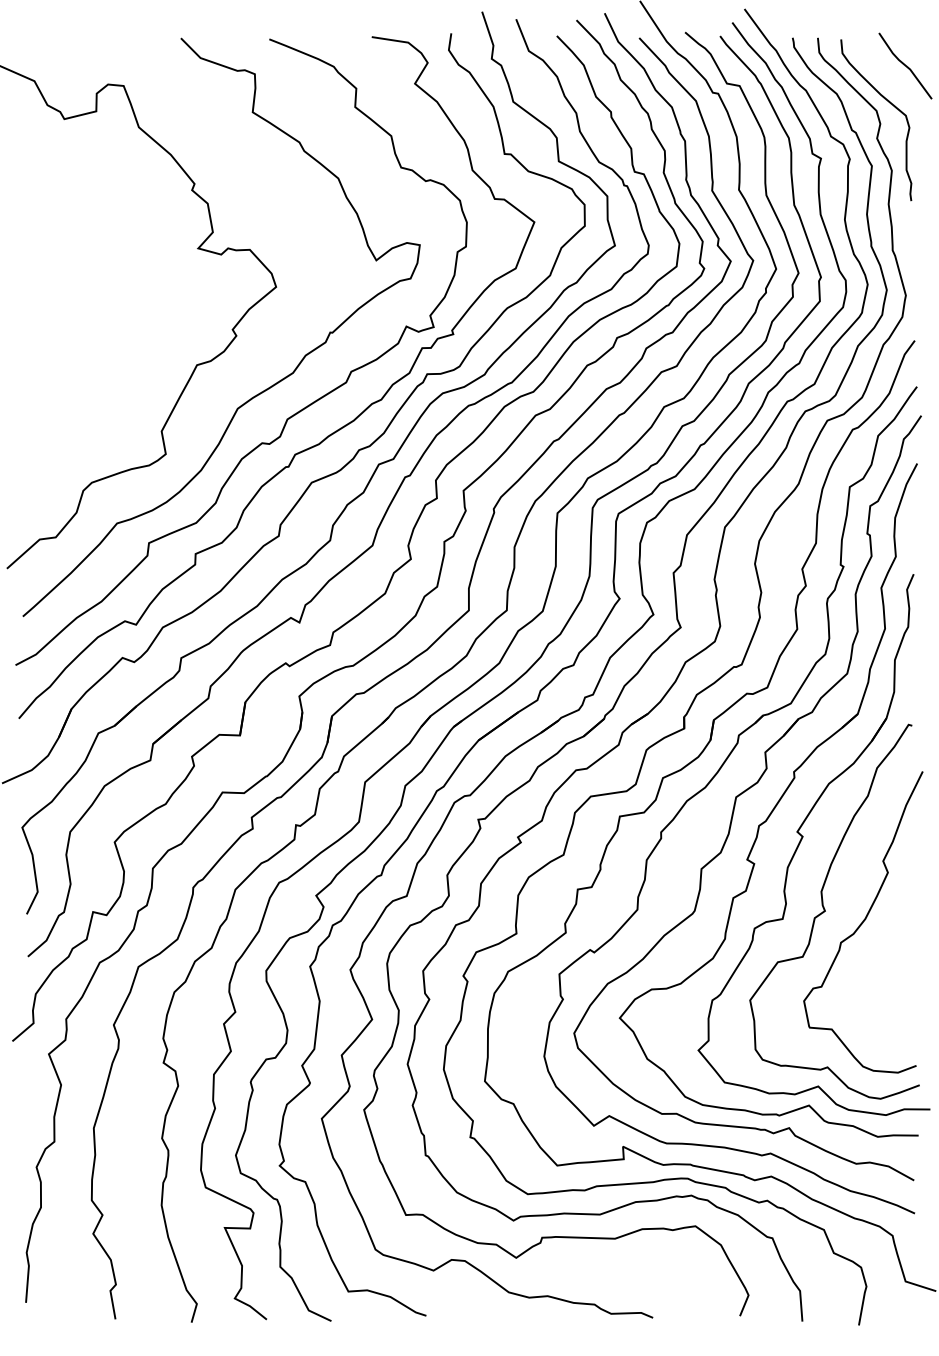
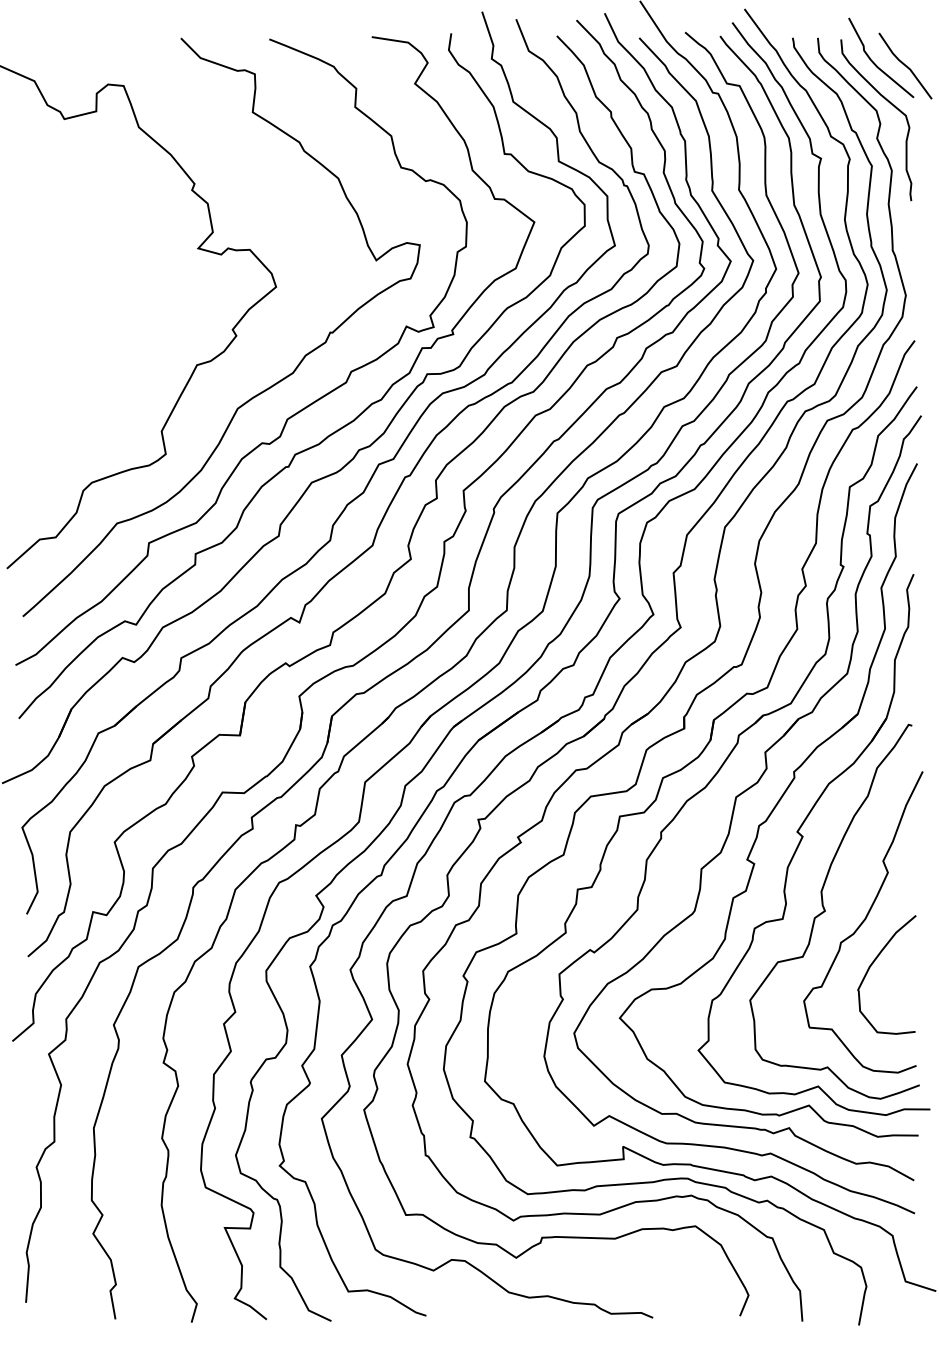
curve: none -> present (875, 63)
curve: none -> present (874, 962)
